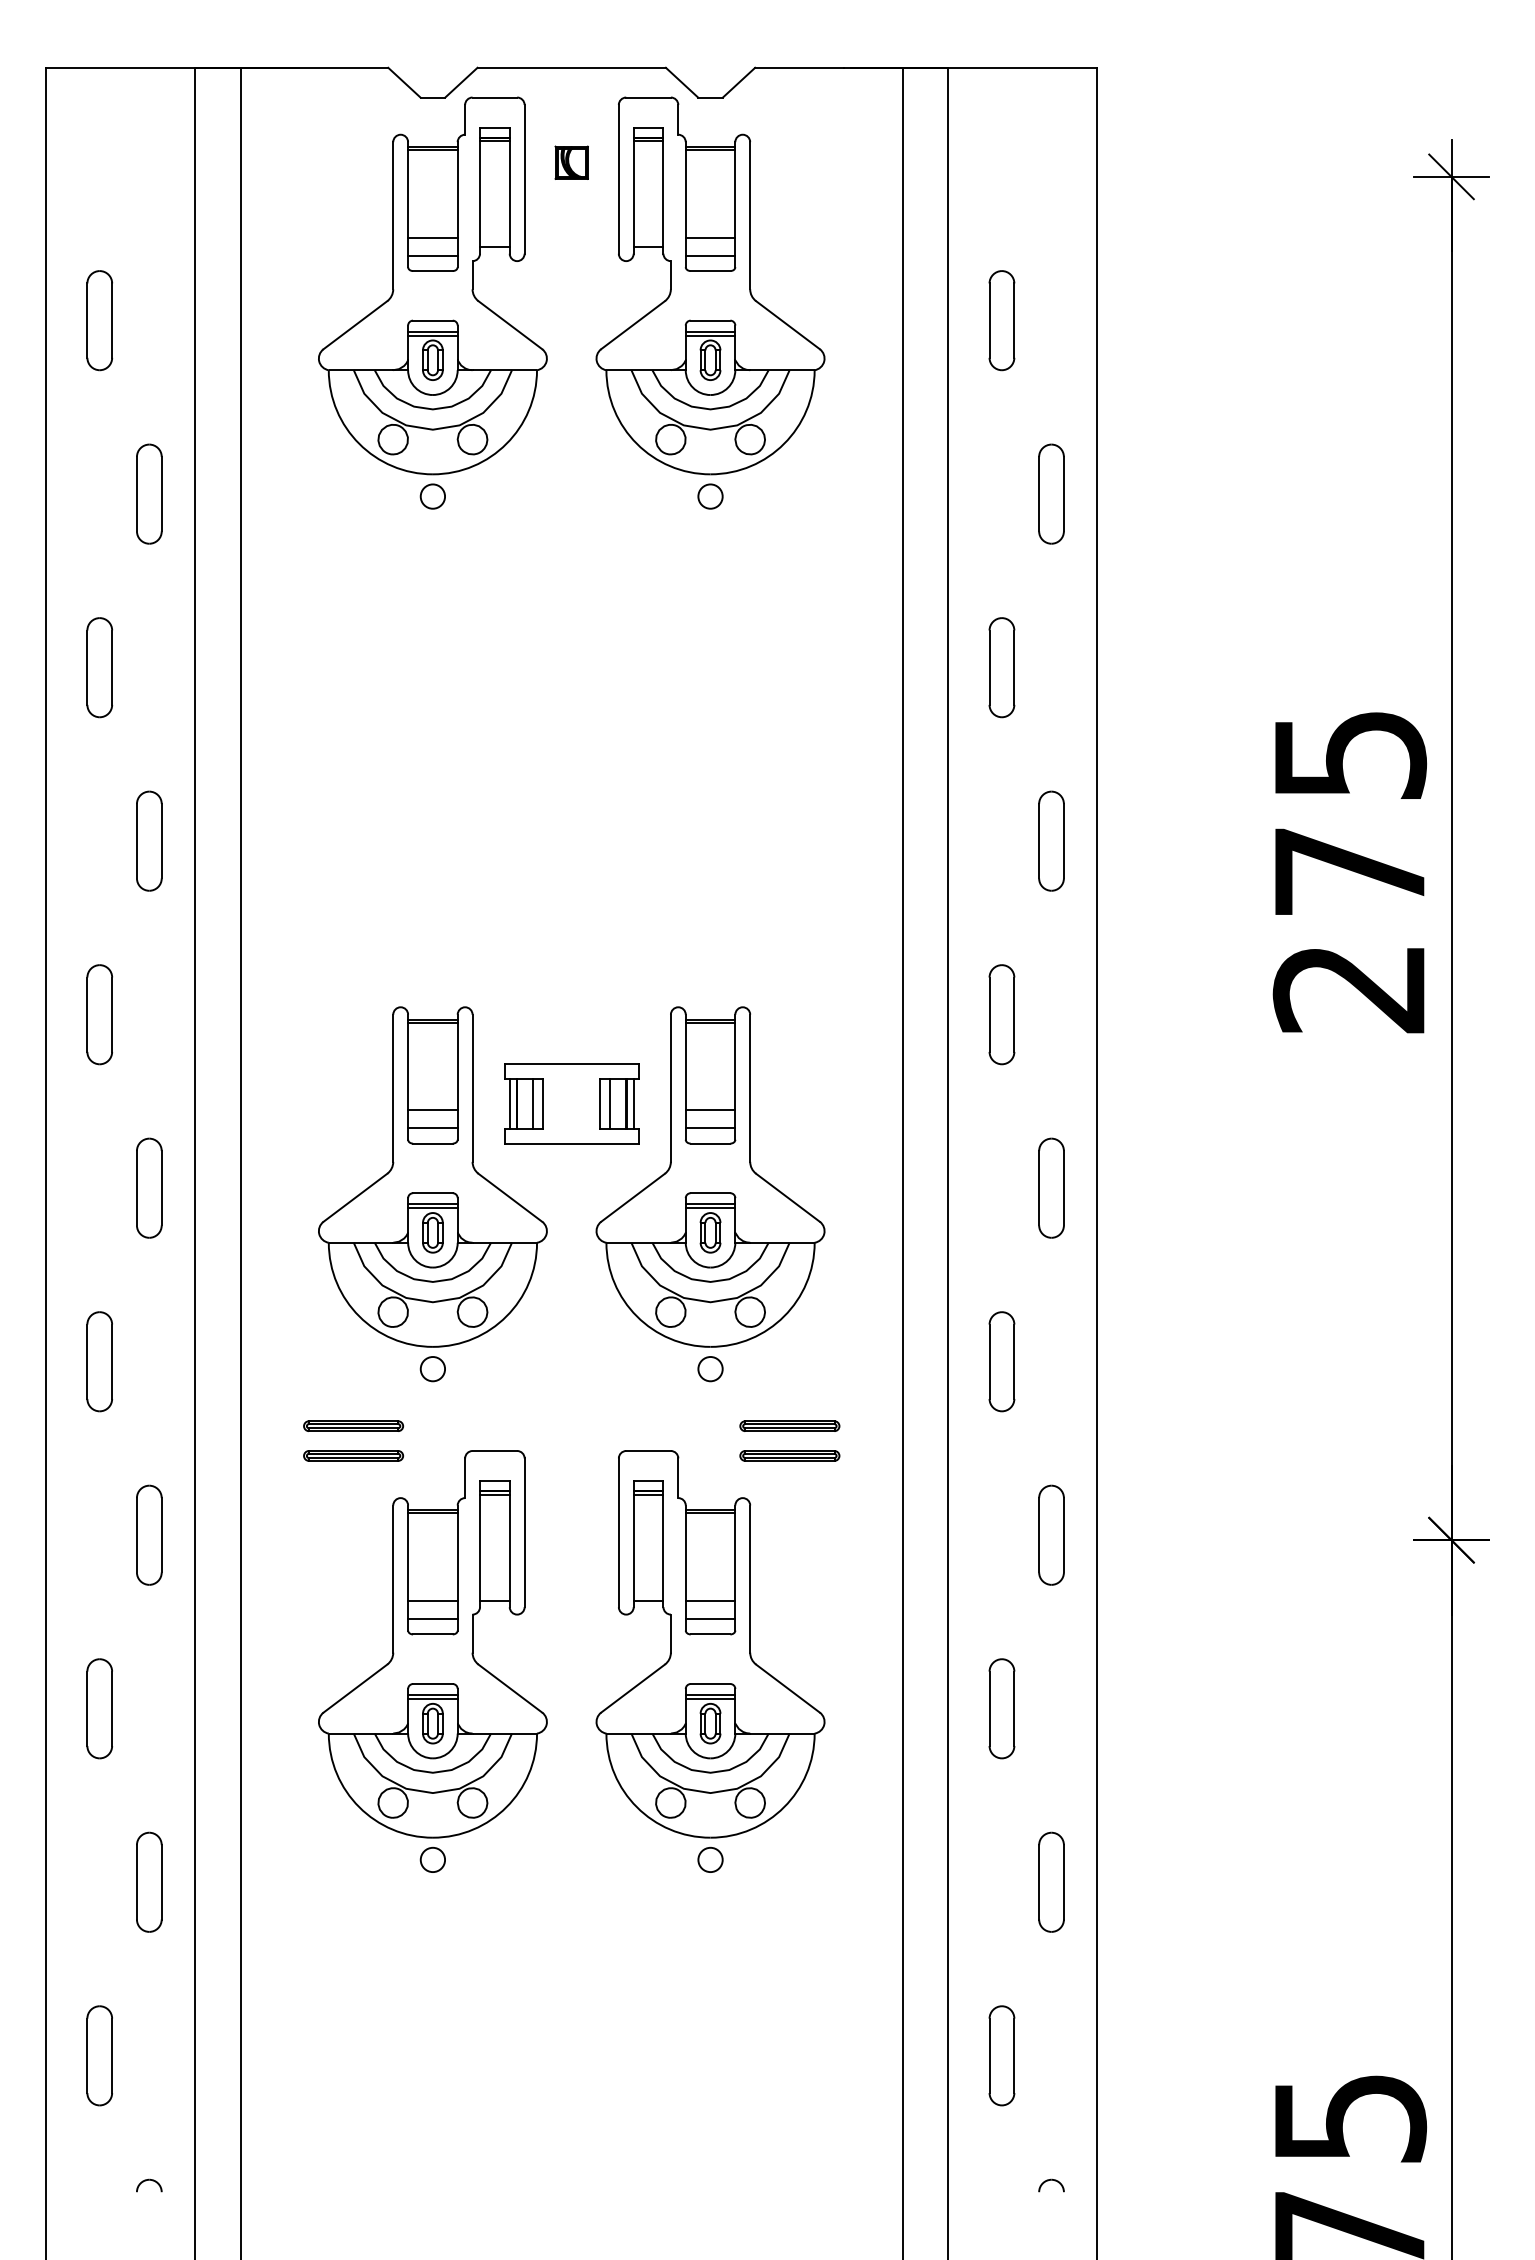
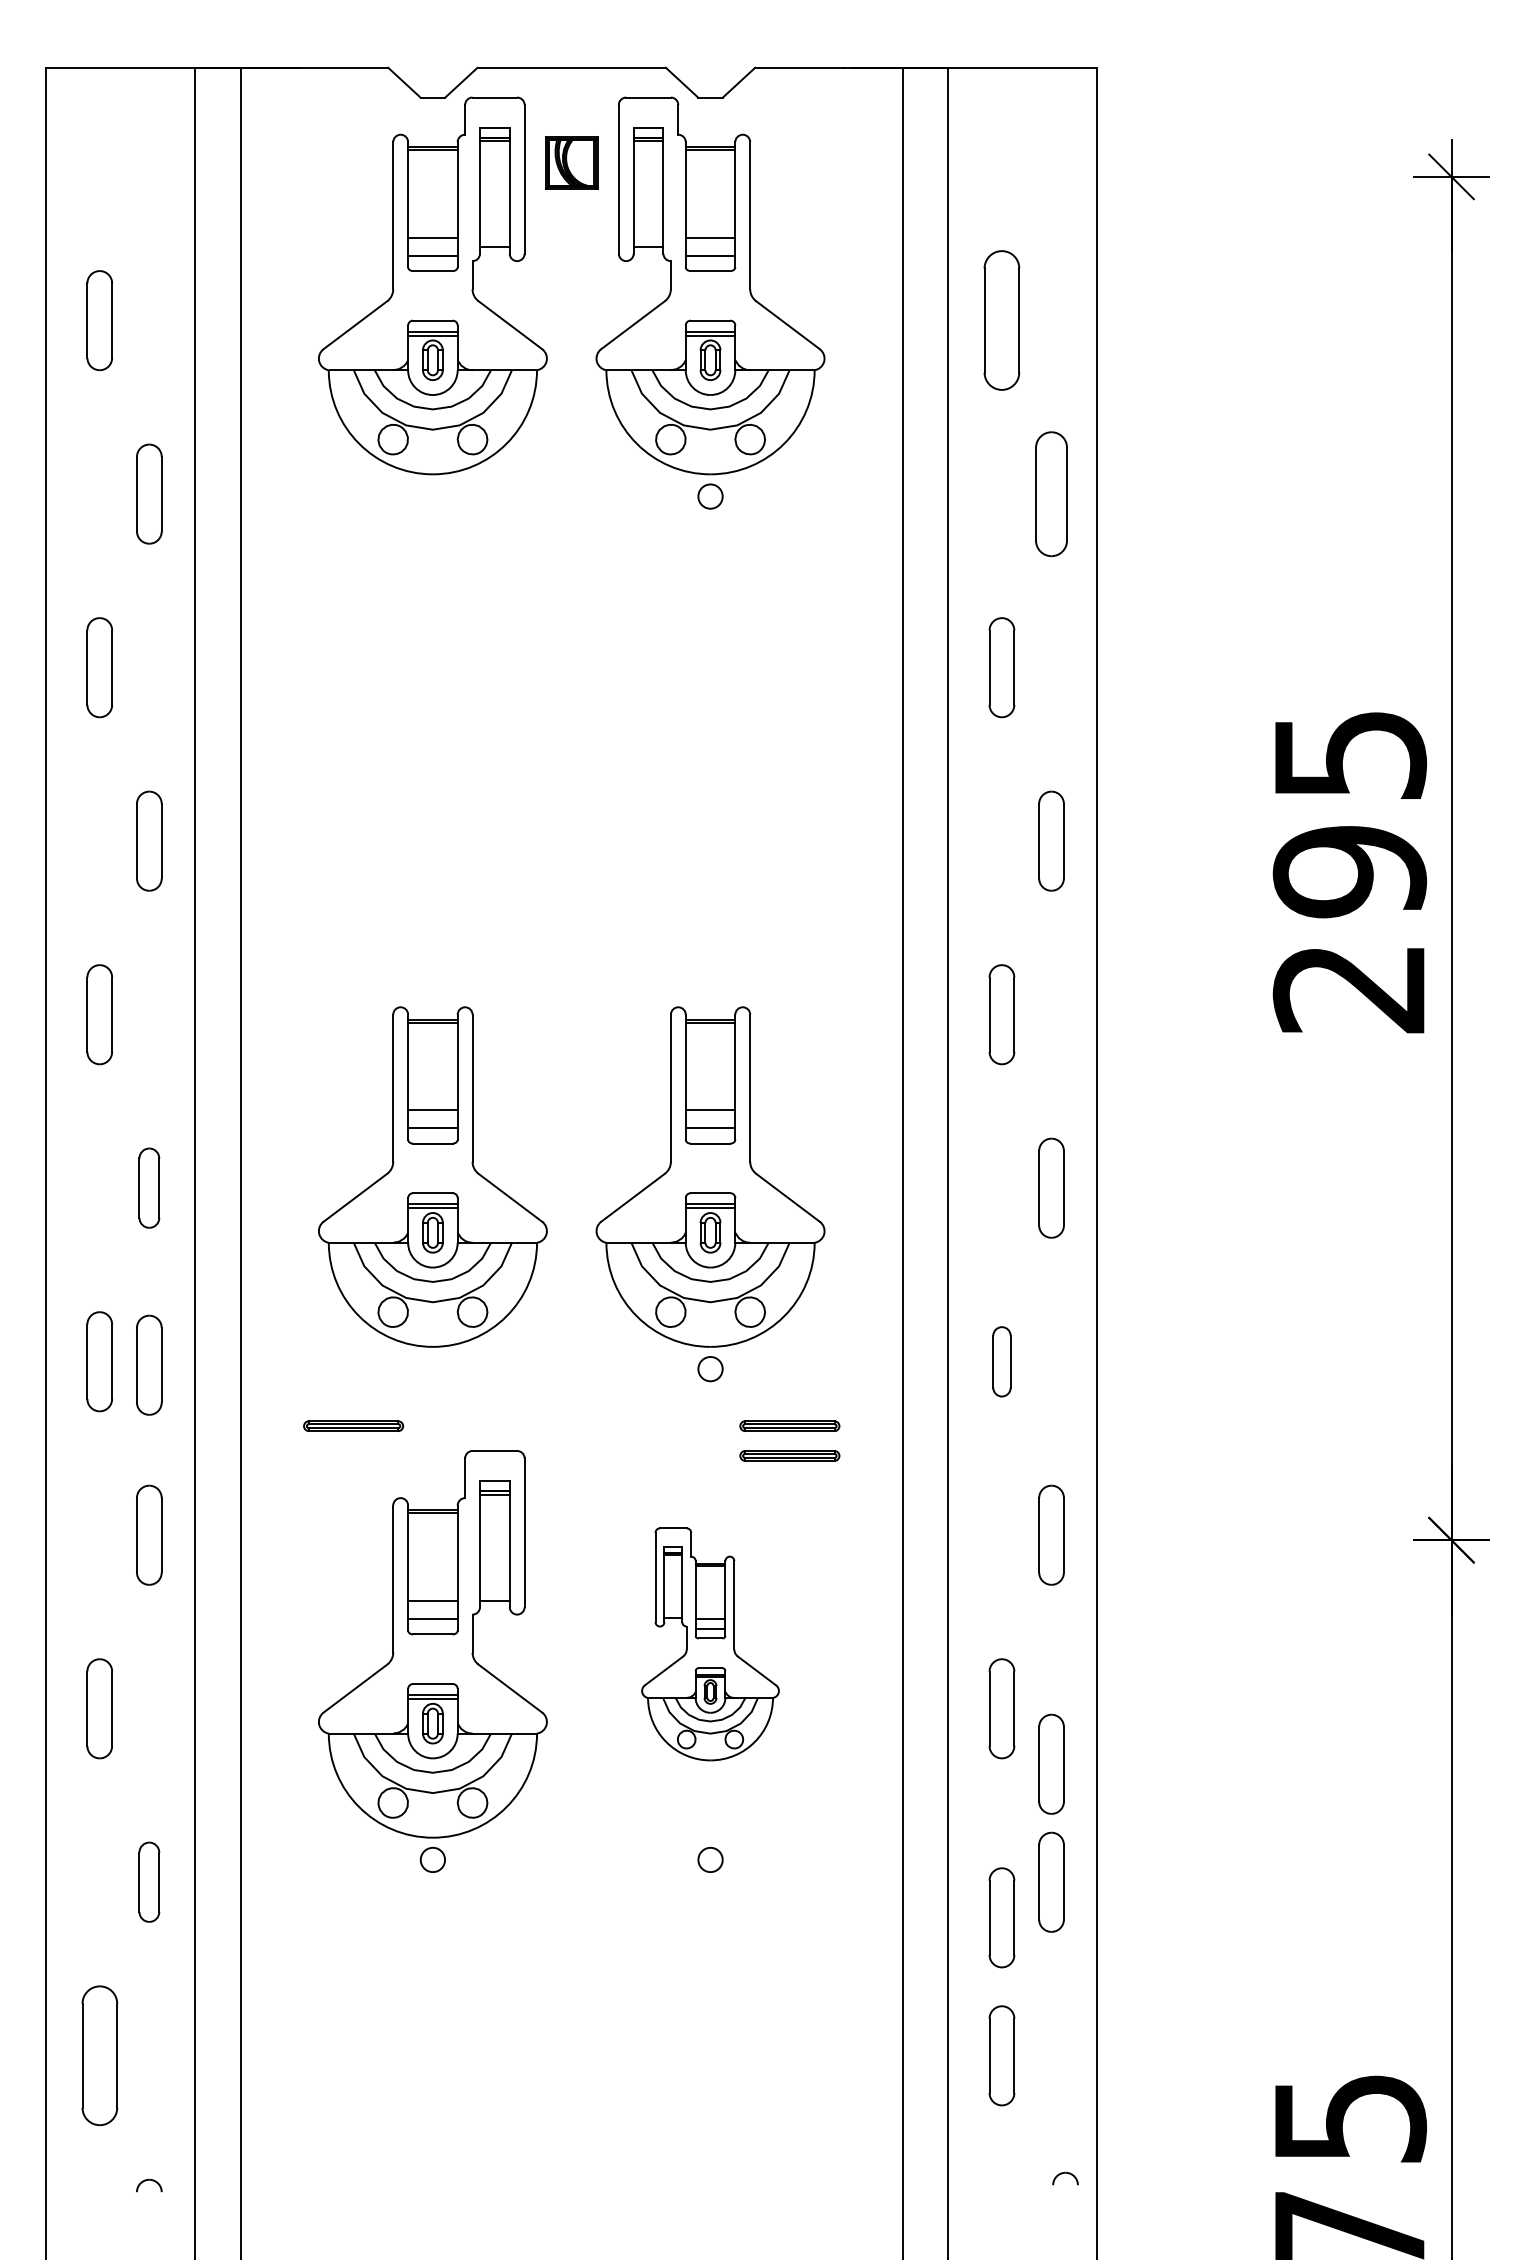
part size: 35x35 px -> 54x54 px (571, 162)
part size: 28x102 px -> 38x141 px (1001, 320)
part size: 27x102 px -> 33x127 px (1051, 494)
circle: present -> none (432, 496)
text: 275 -> 295 (1349, 872)
part: present -> none (571, 1103)
part size: 27x102 px -> 23x82 px (149, 1187)
part size: 28x102 px -> 20x72 px (1001, 1361)
part: none -> present (149, 1364)
circle: present -> none (432, 1369)
part: present -> none (353, 1455)
part size: 231x389 px -> 139x235 px (710, 1644)
part: none -> present (1051, 1763)
part size: 27x102 px -> 23x82 px (149, 1881)
part: none -> present (1001, 1917)
part size: 27x102 px -> 38x142 px (99, 2055)
part position: (1051, 2185) -> (1065, 2178) (1065, 2178)
